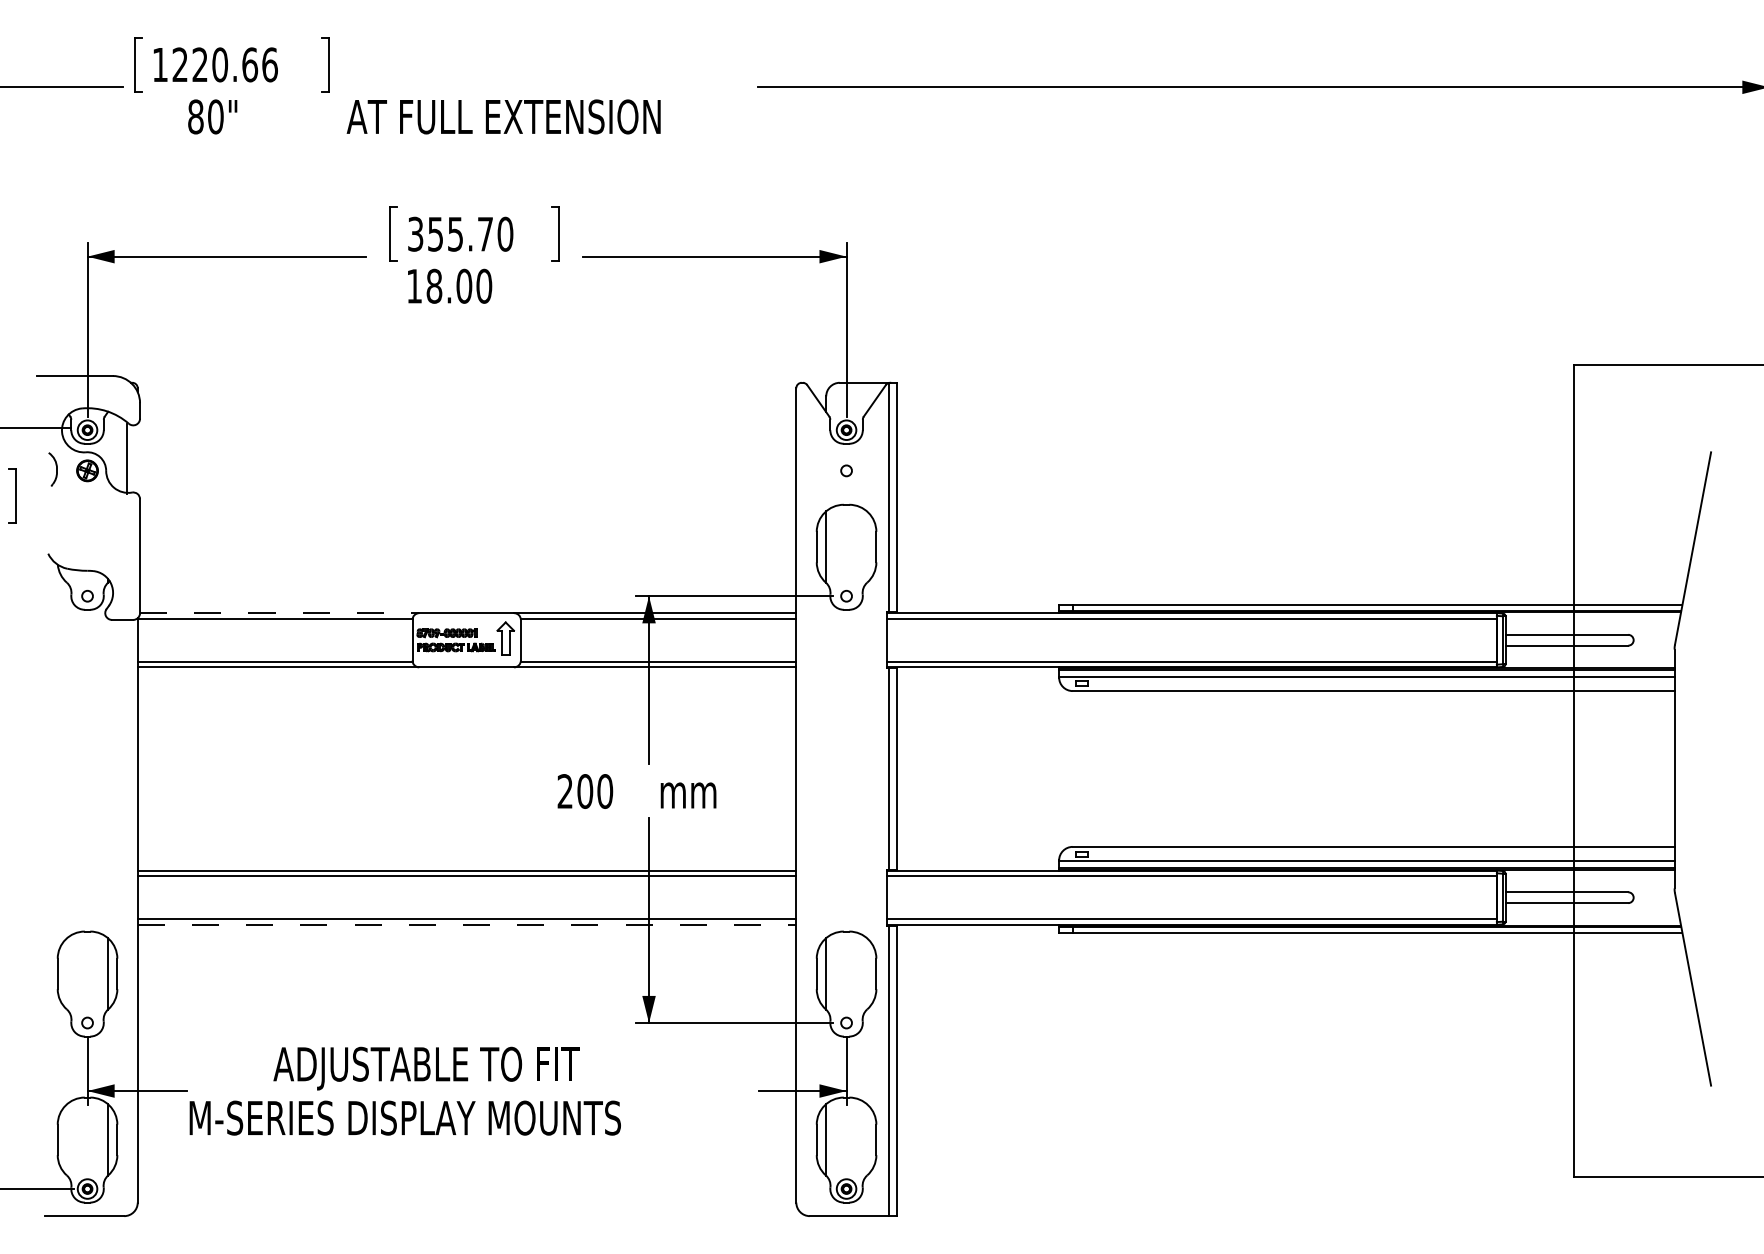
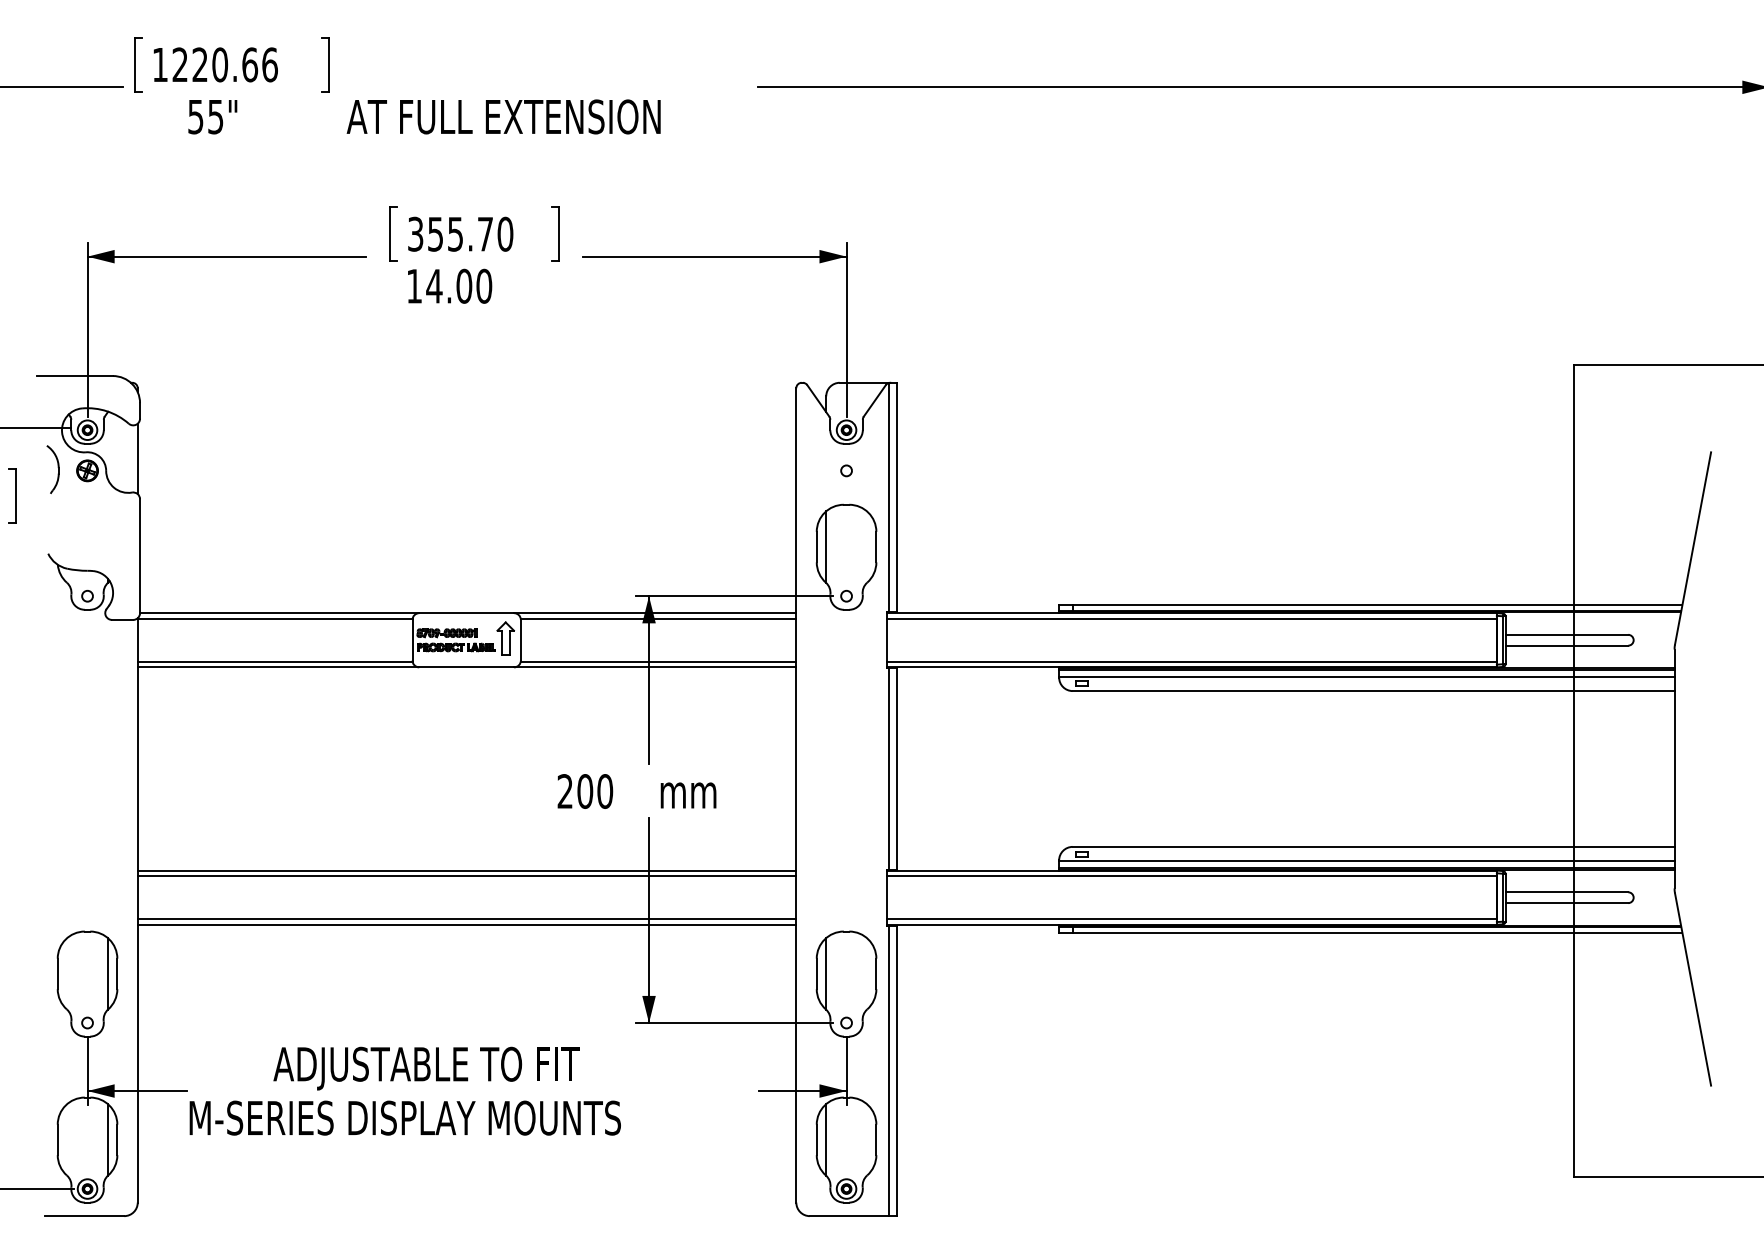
text: 80" -> 55" (205, 116)
text: 18.00 -> 14.00 (434, 285)
line position: (126, 458) -> (137, 458) (137, 458)
part size: 10x35 px -> 14x49 px (52, 469)
line: dashed -> solid (279, 613)
line: dashed -> solid (467, 924)
